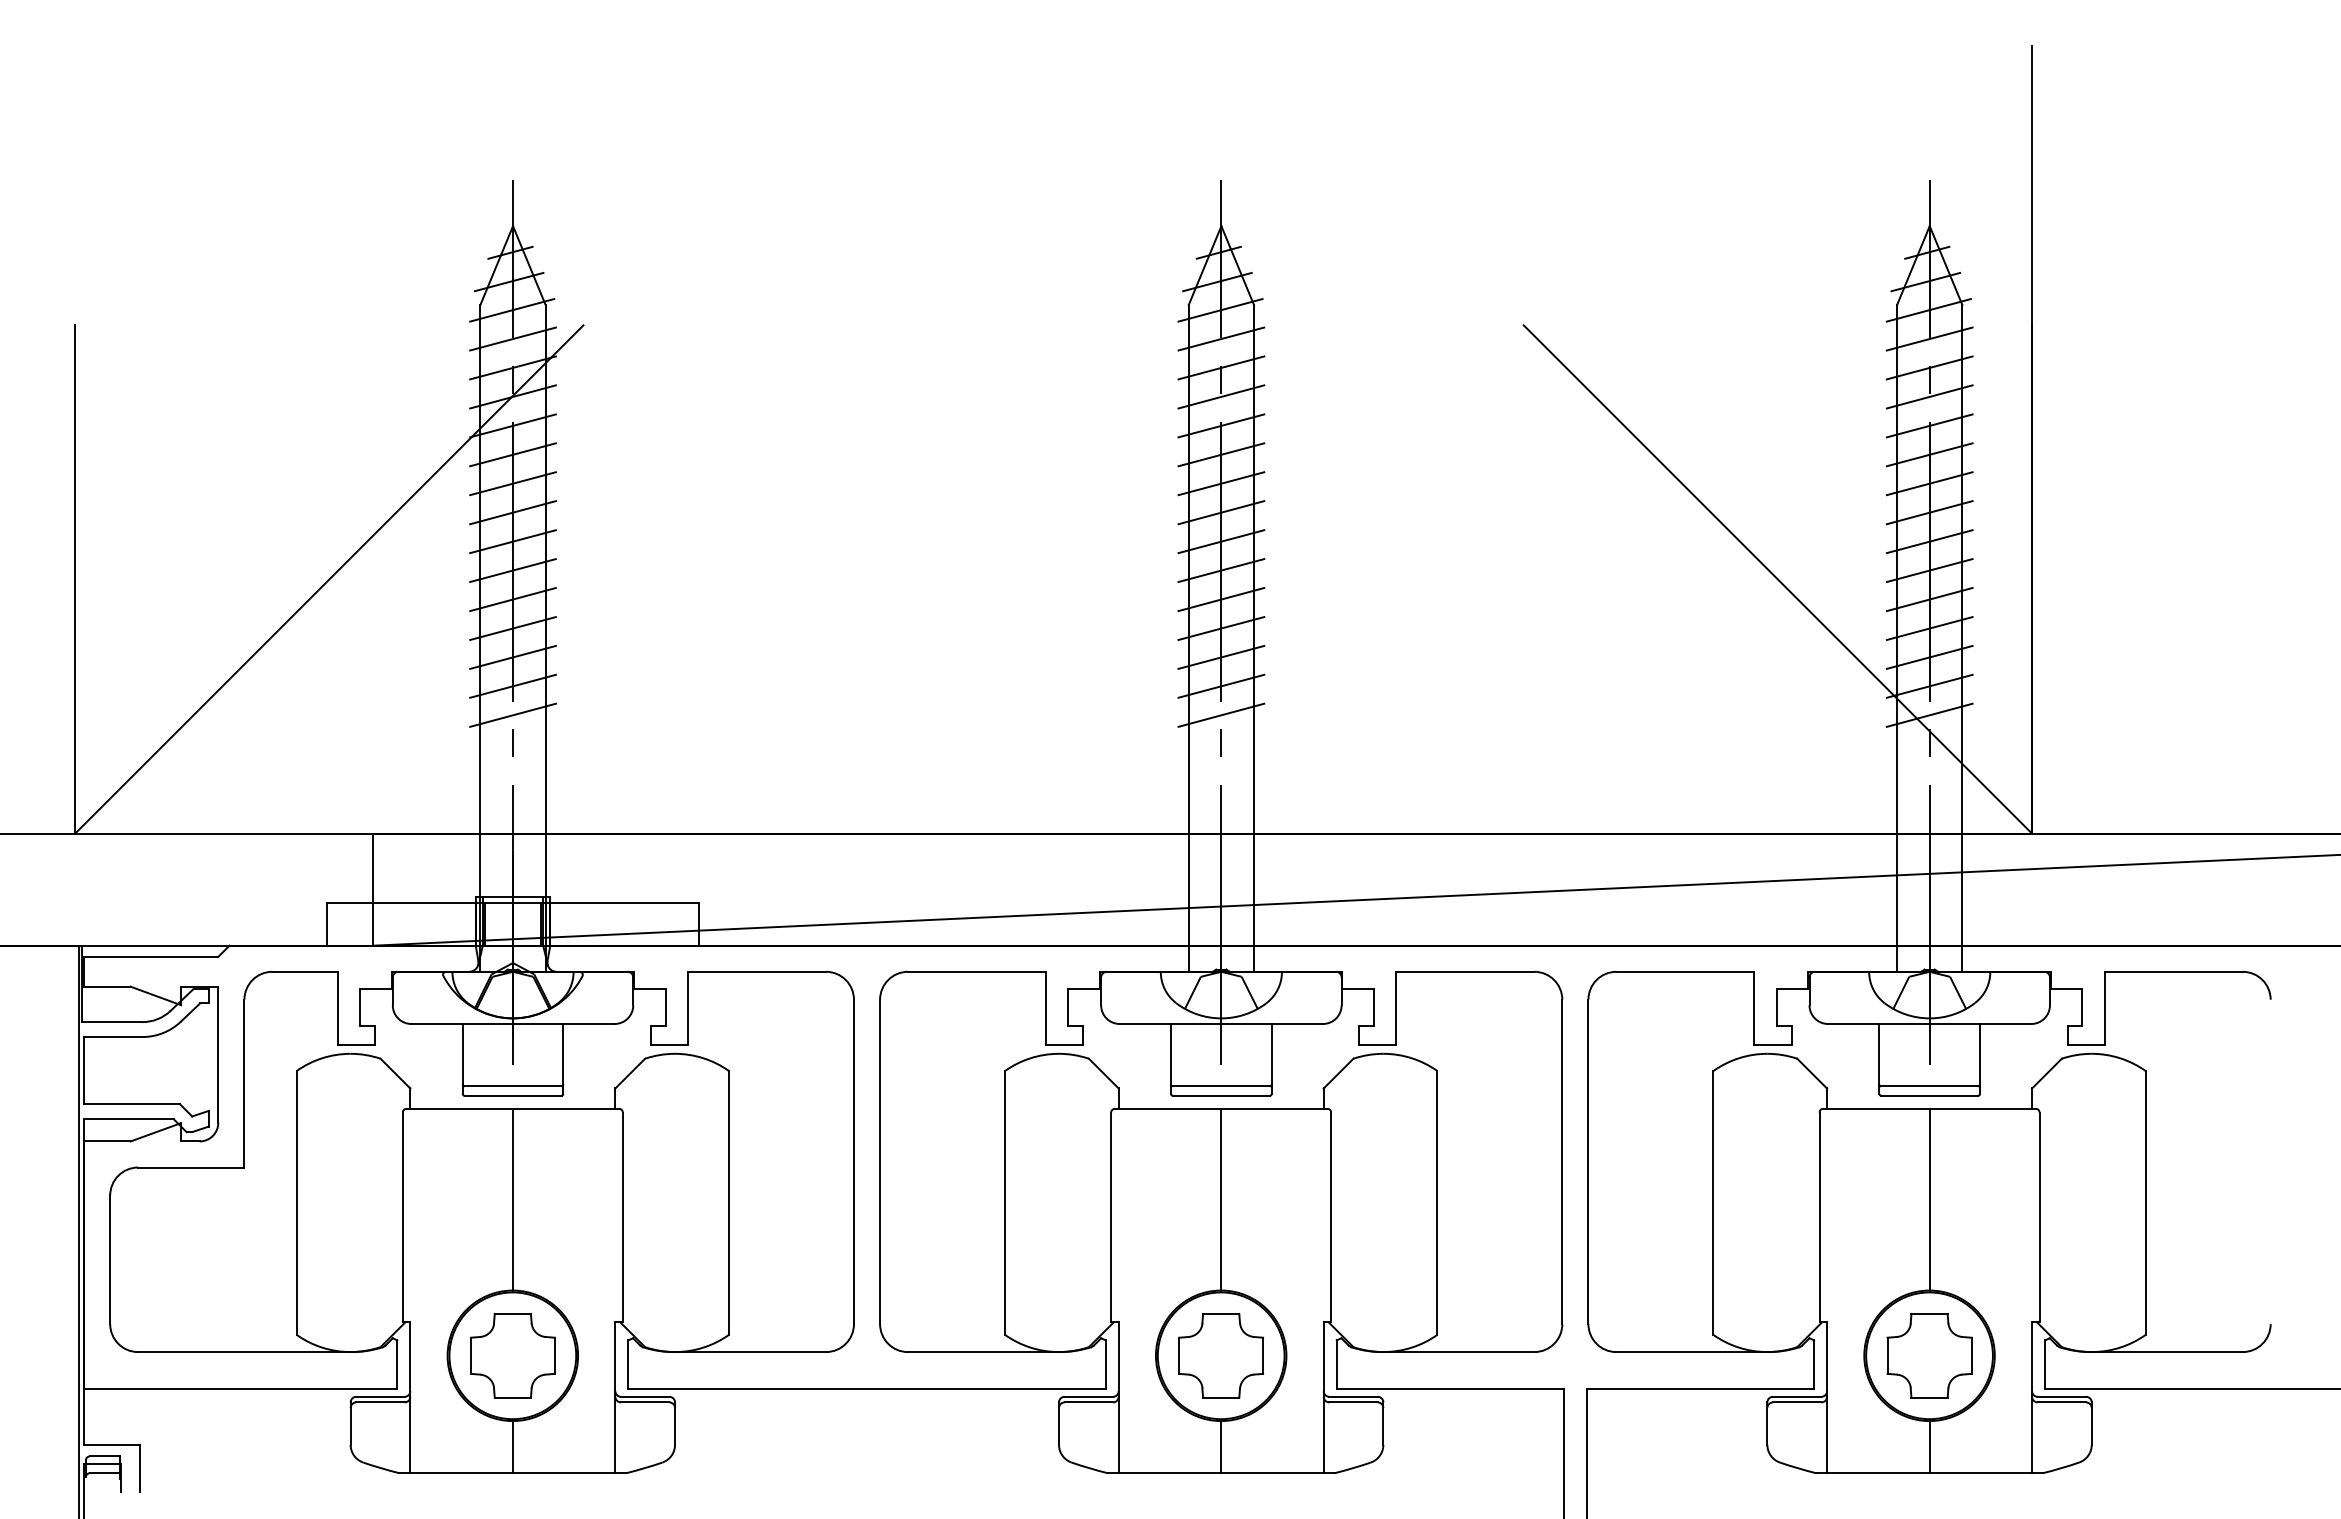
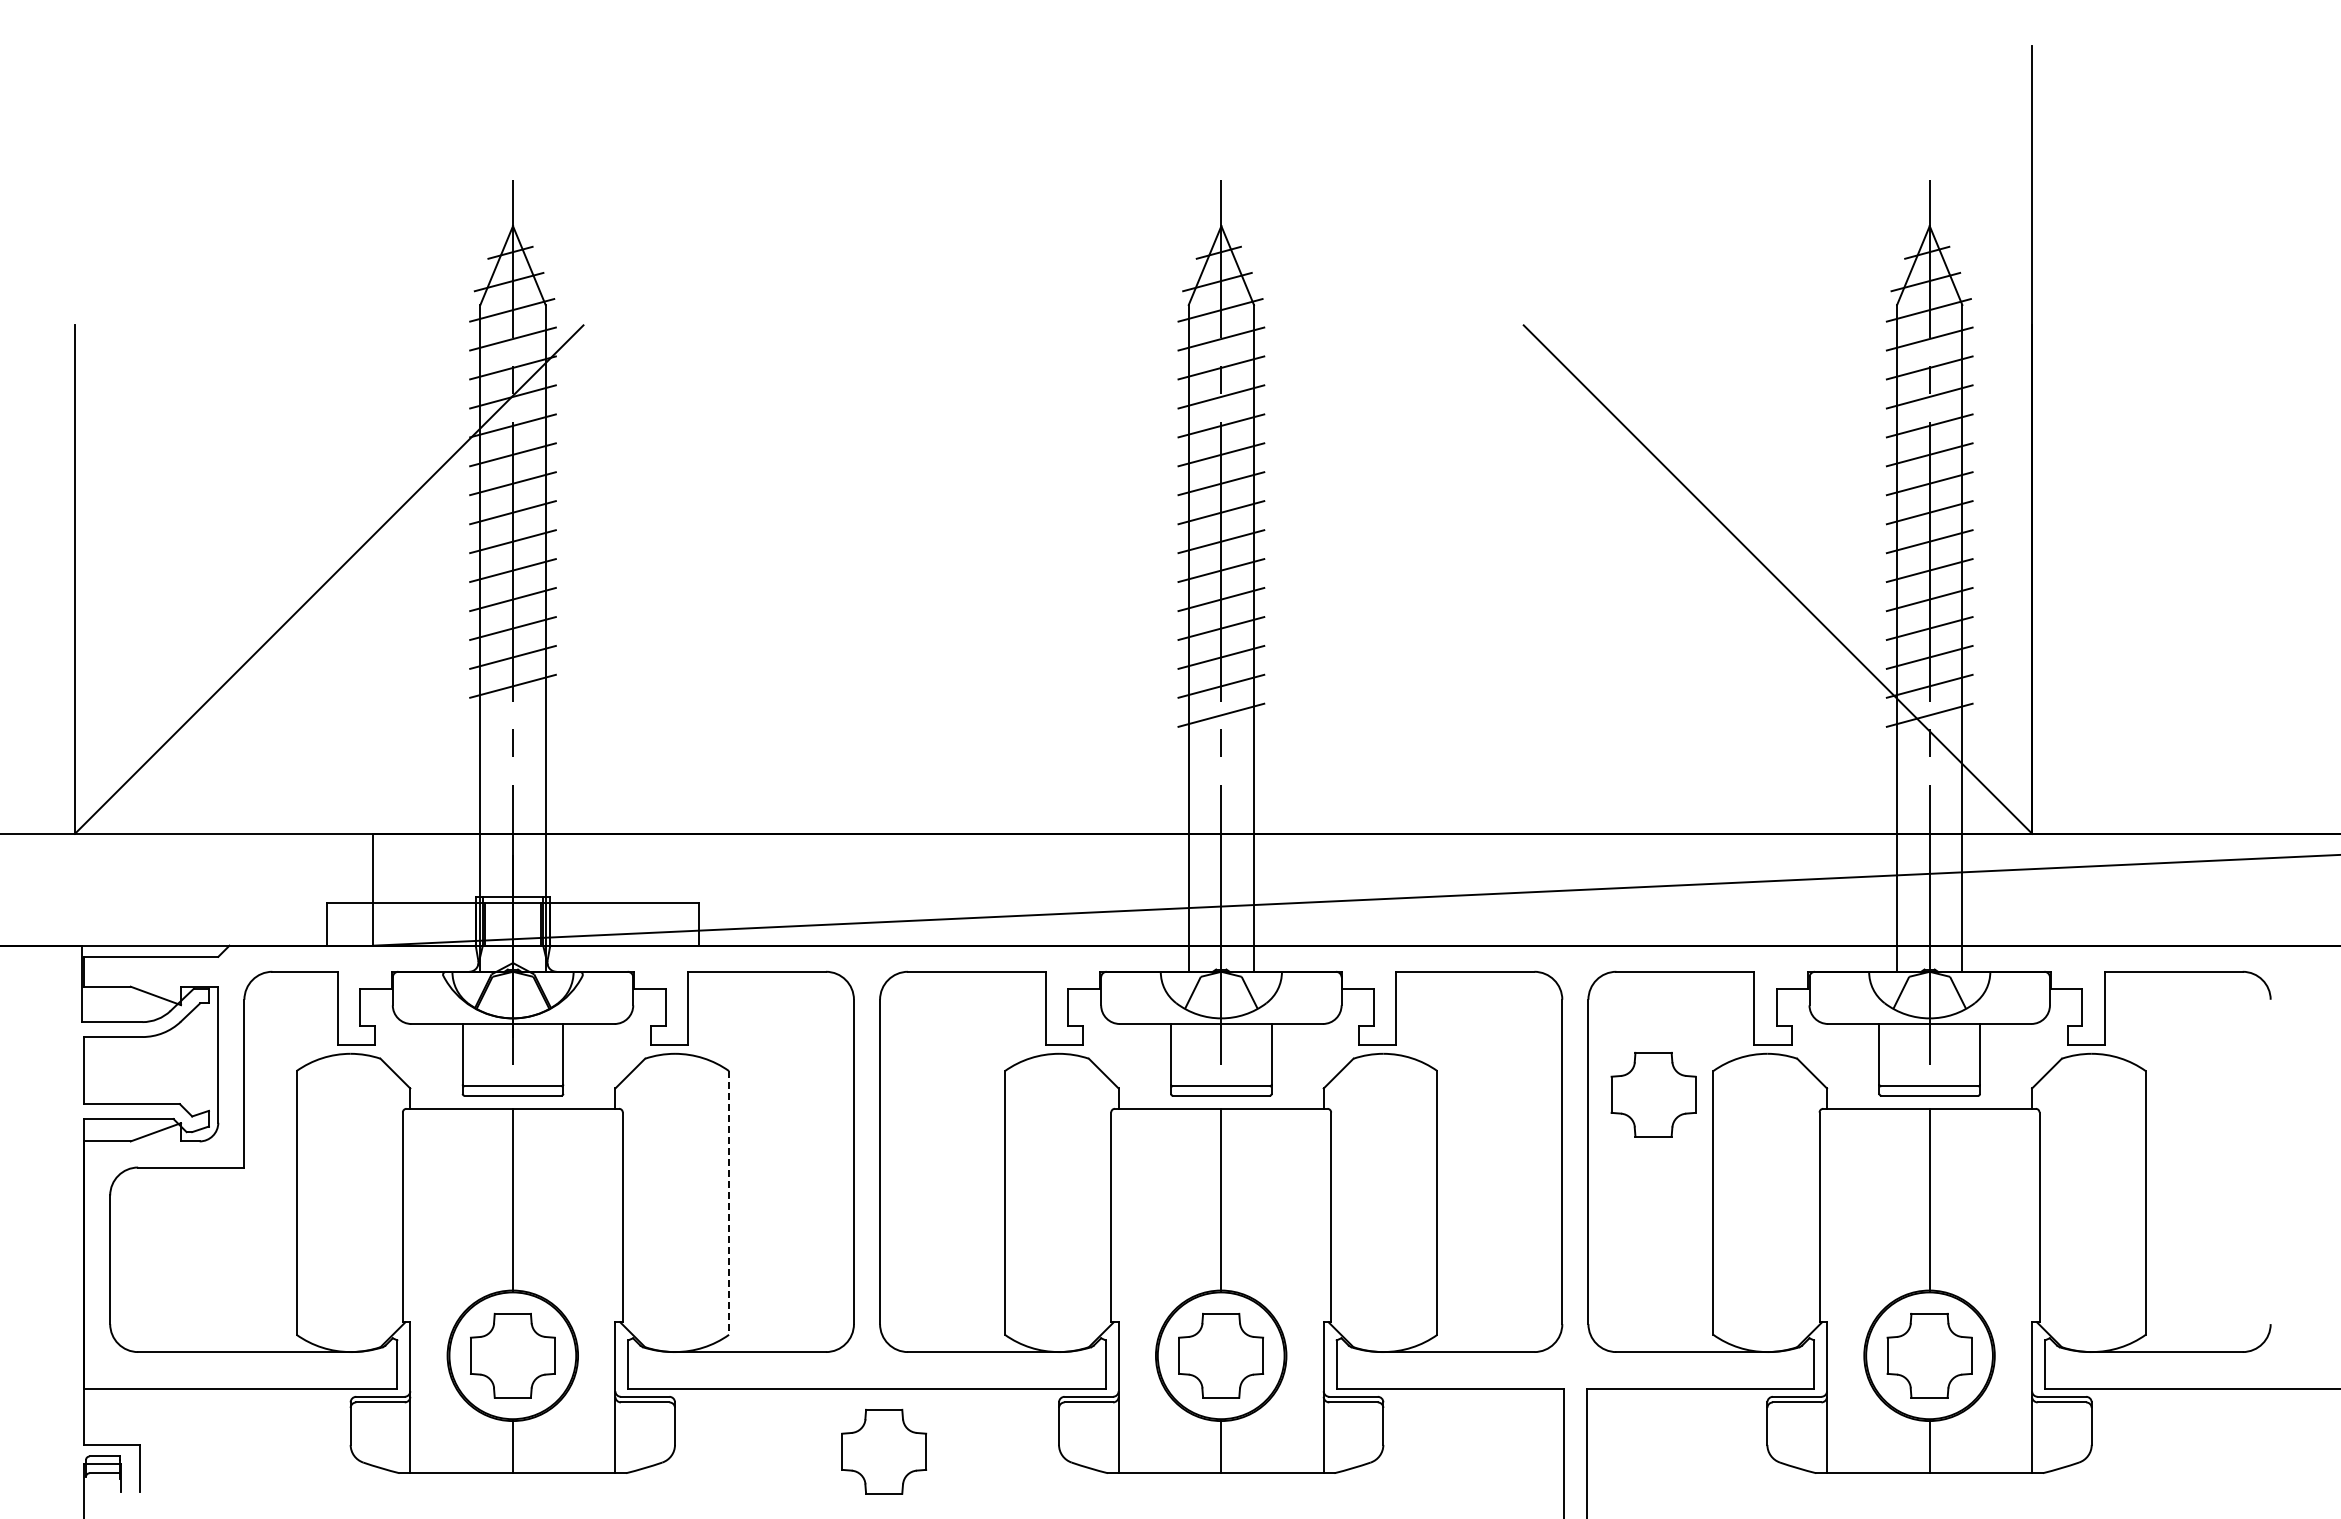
line: present -> none (512, 714)
part: none -> present (1653, 1094)
line: solid -> dashed (729, 1202)
line: present -> none (78, 1230)
part: none -> present (884, 1451)
